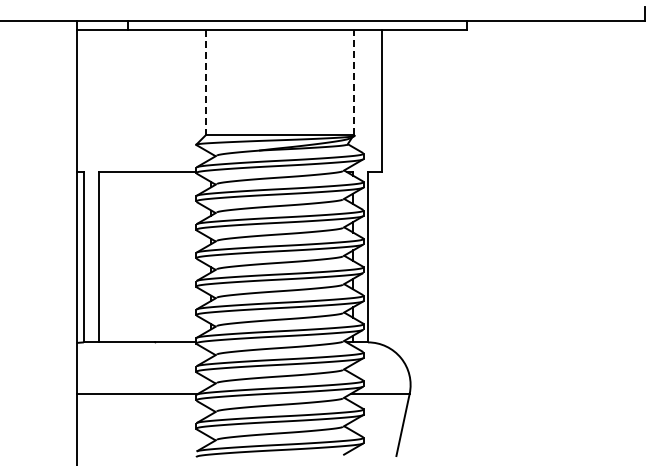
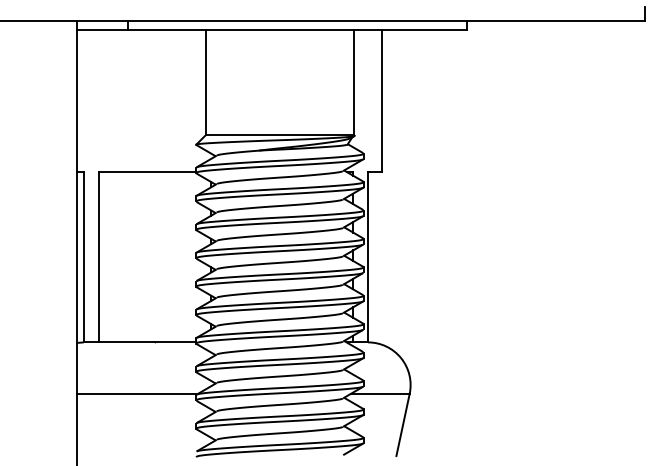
line: dashed -> solid (206, 82)
line: dashed -> solid (353, 82)
